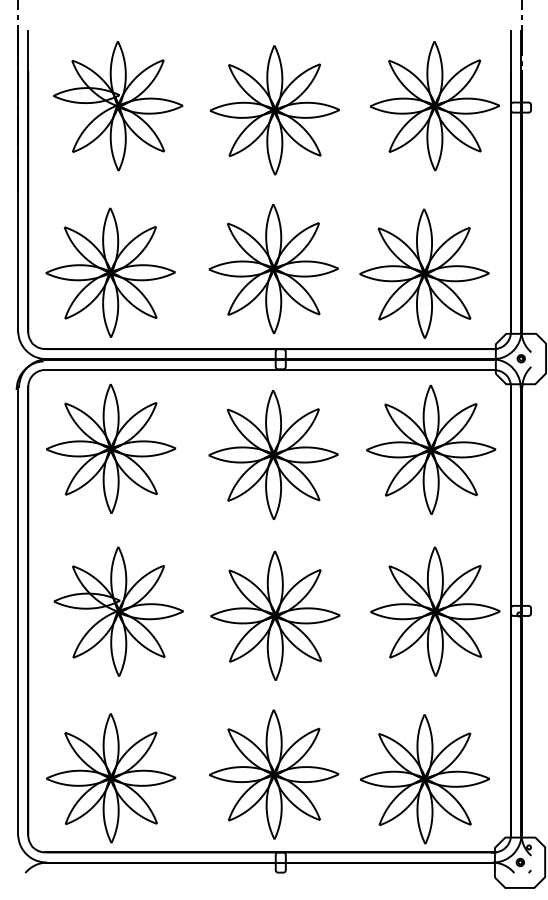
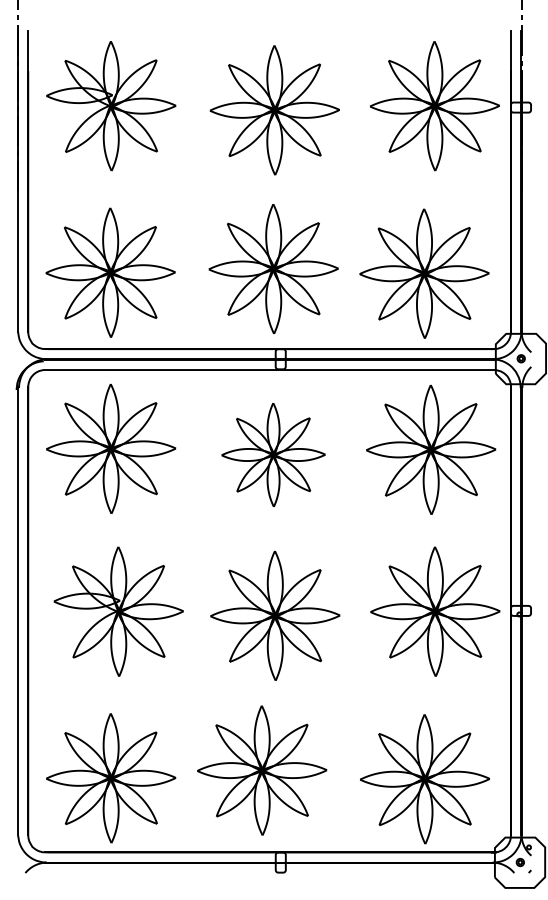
part position: (118, 106) -> (111, 106) (111, 106)
part size: 131x130 px -> 105x104 px (273, 454)
part position: (274, 774) -> (262, 770) (262, 770)
